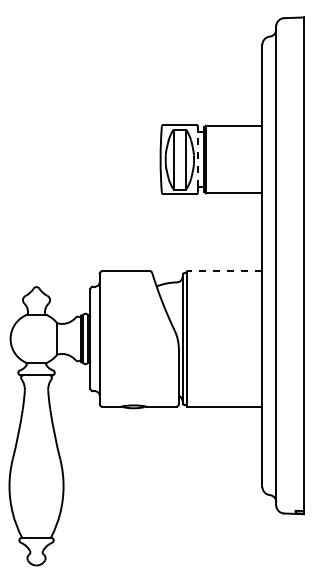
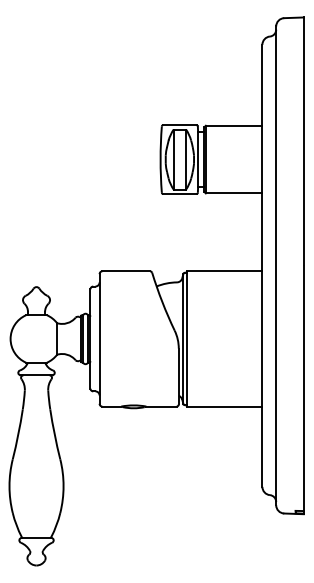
line: dashed -> solid (198, 159)
line: dashed -> solid (224, 271)
